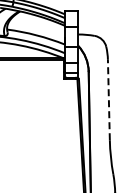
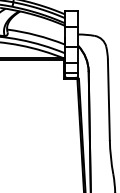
line: dashed -> solid (108, 99)
